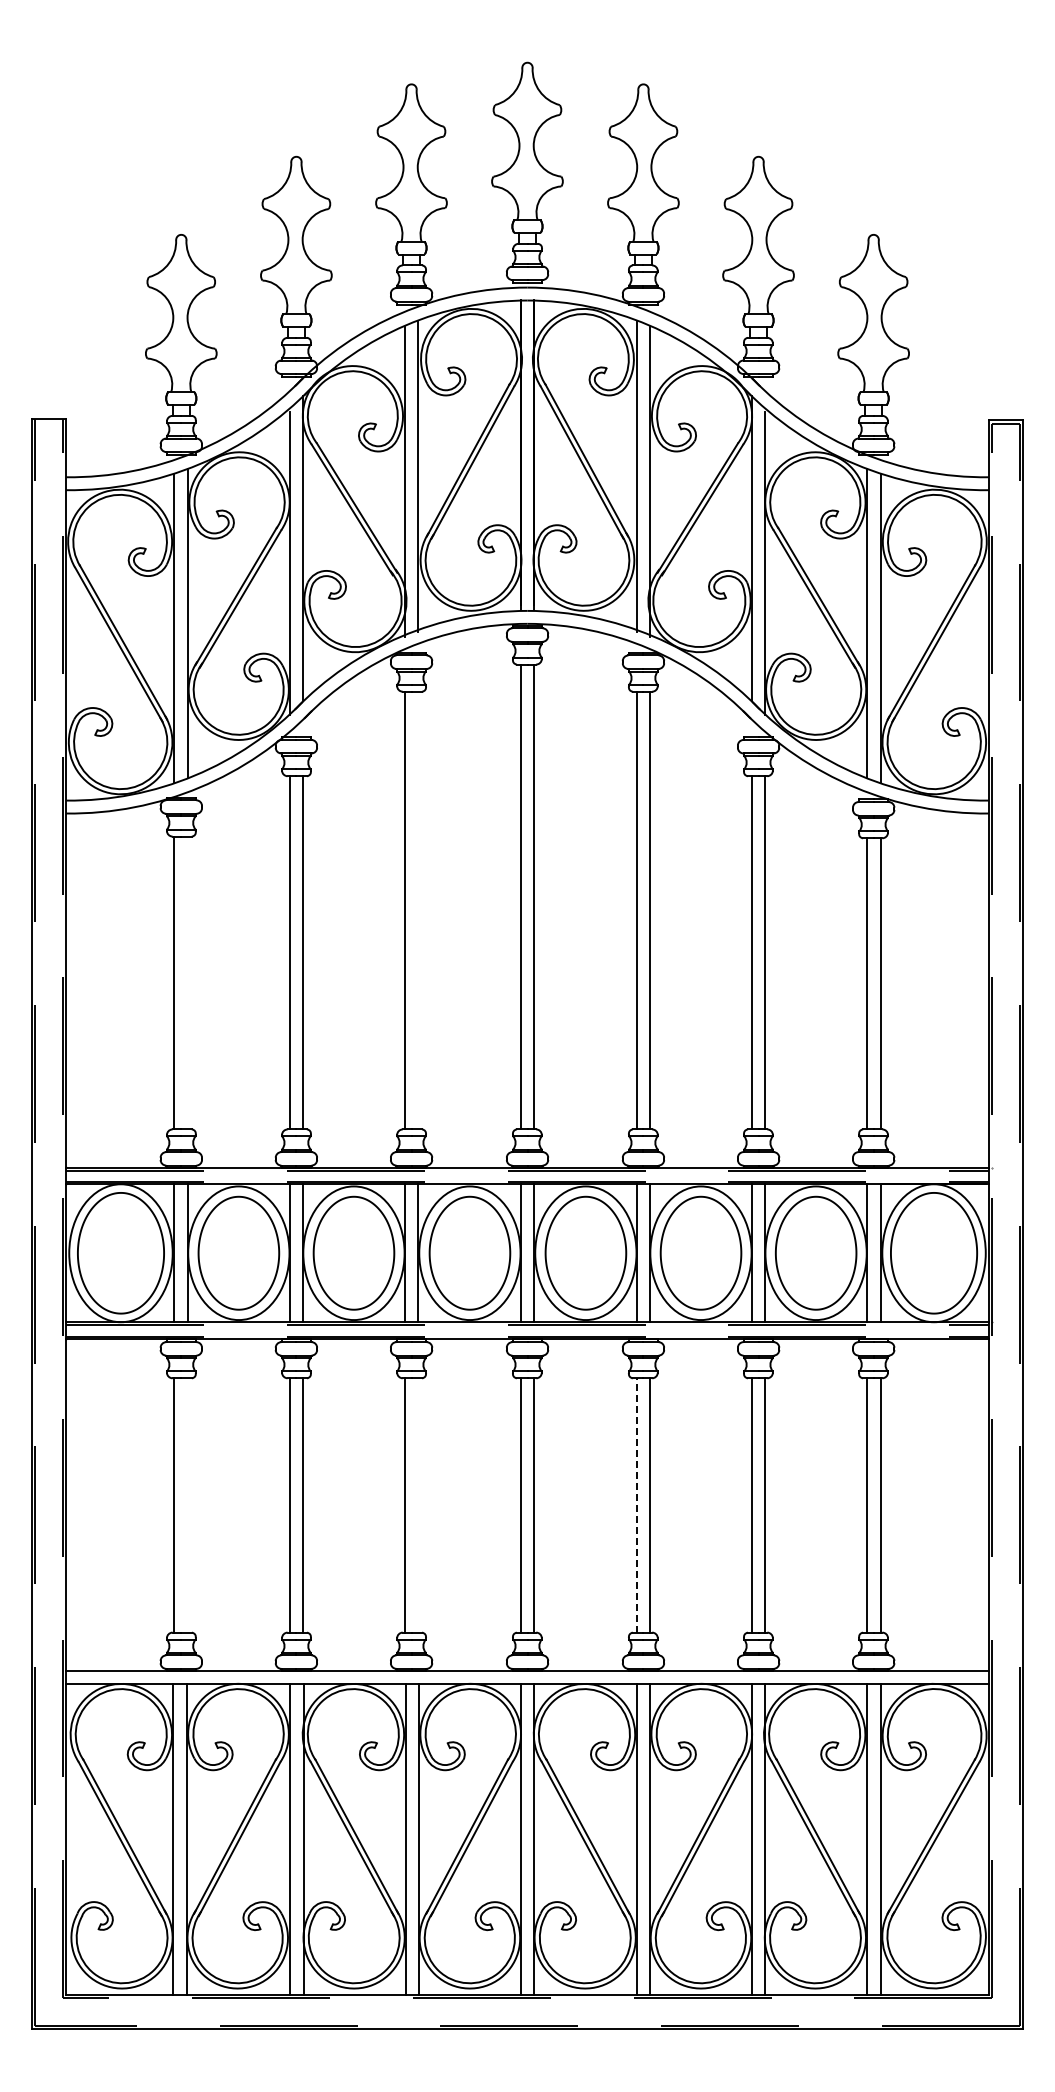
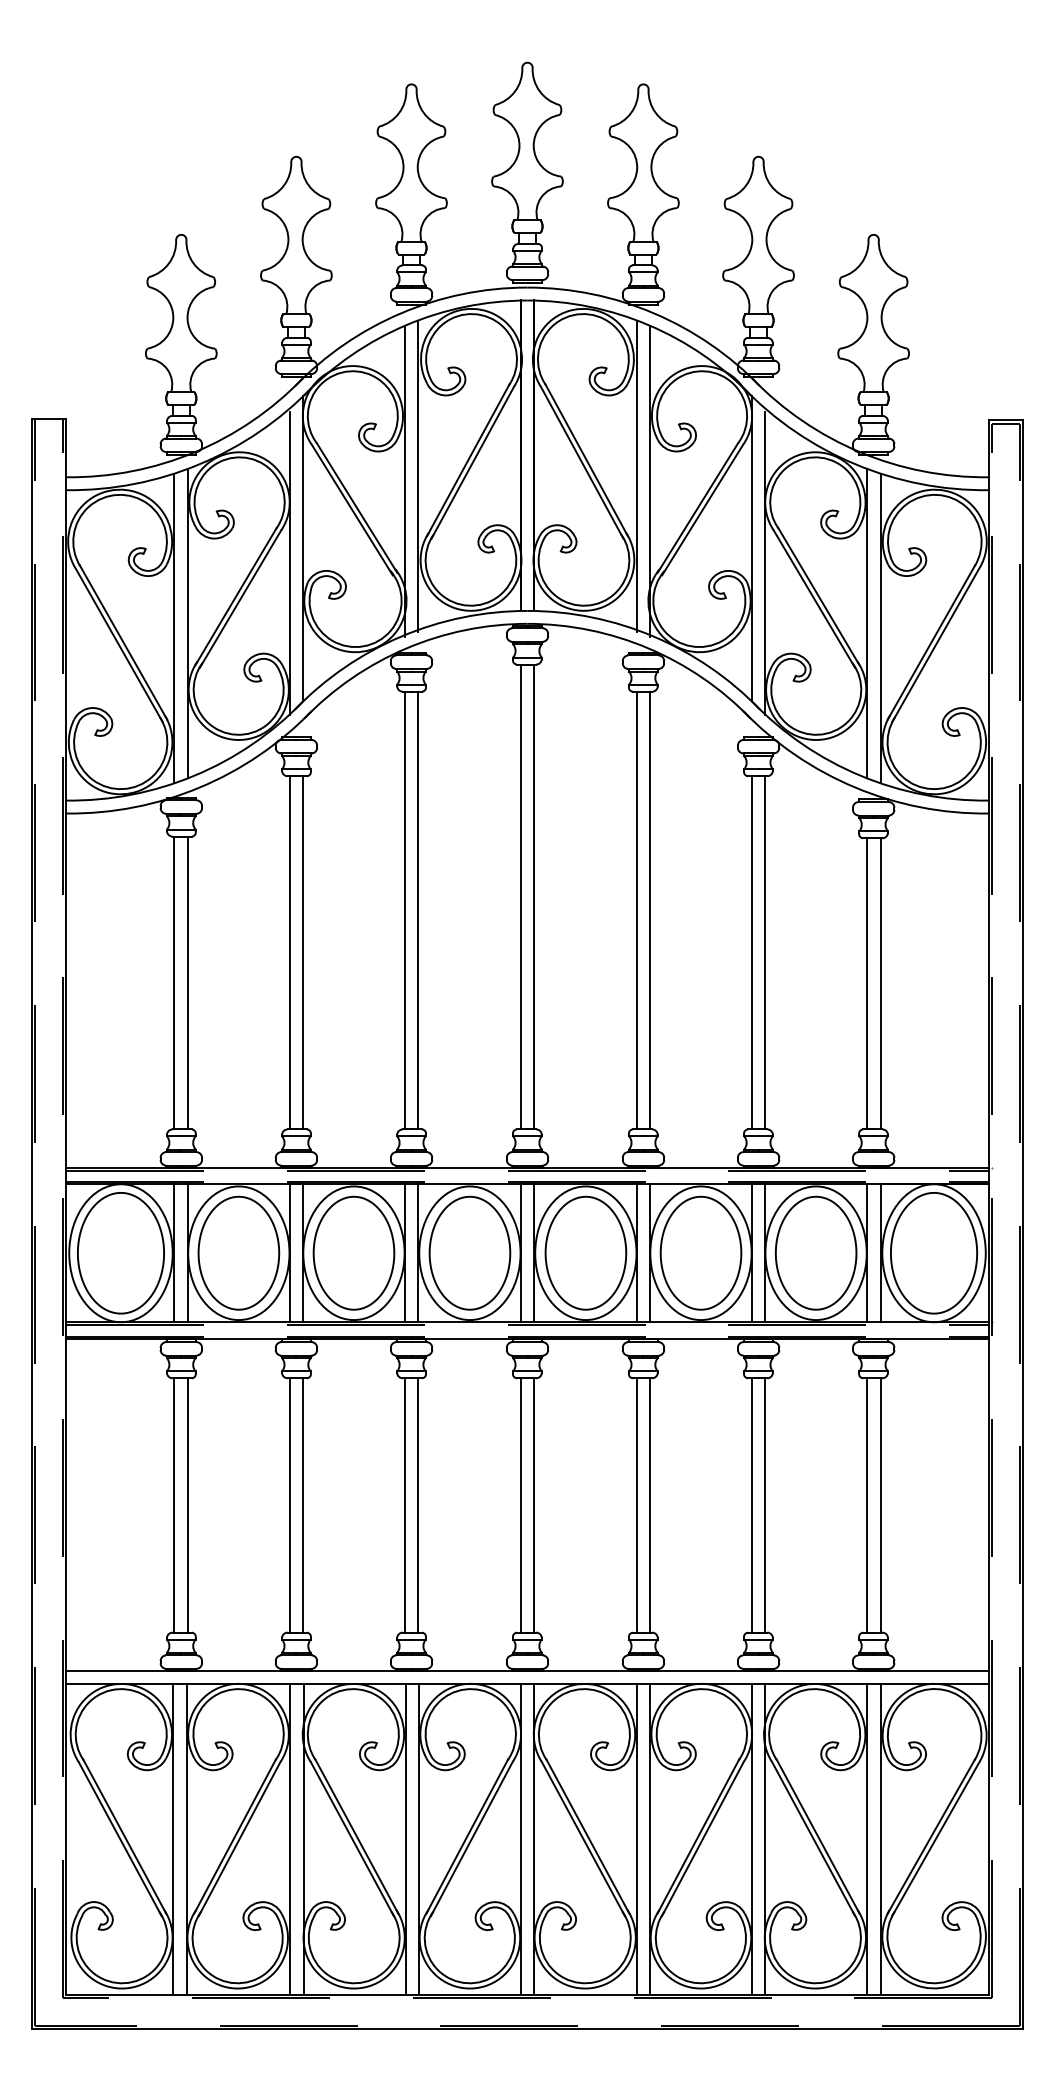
line: none -> present (418, 910)
line: none -> present (188, 982)
line: dashed -> solid (636, 1504)
line: none -> present (188, 1505)
line: none -> present (418, 1505)
